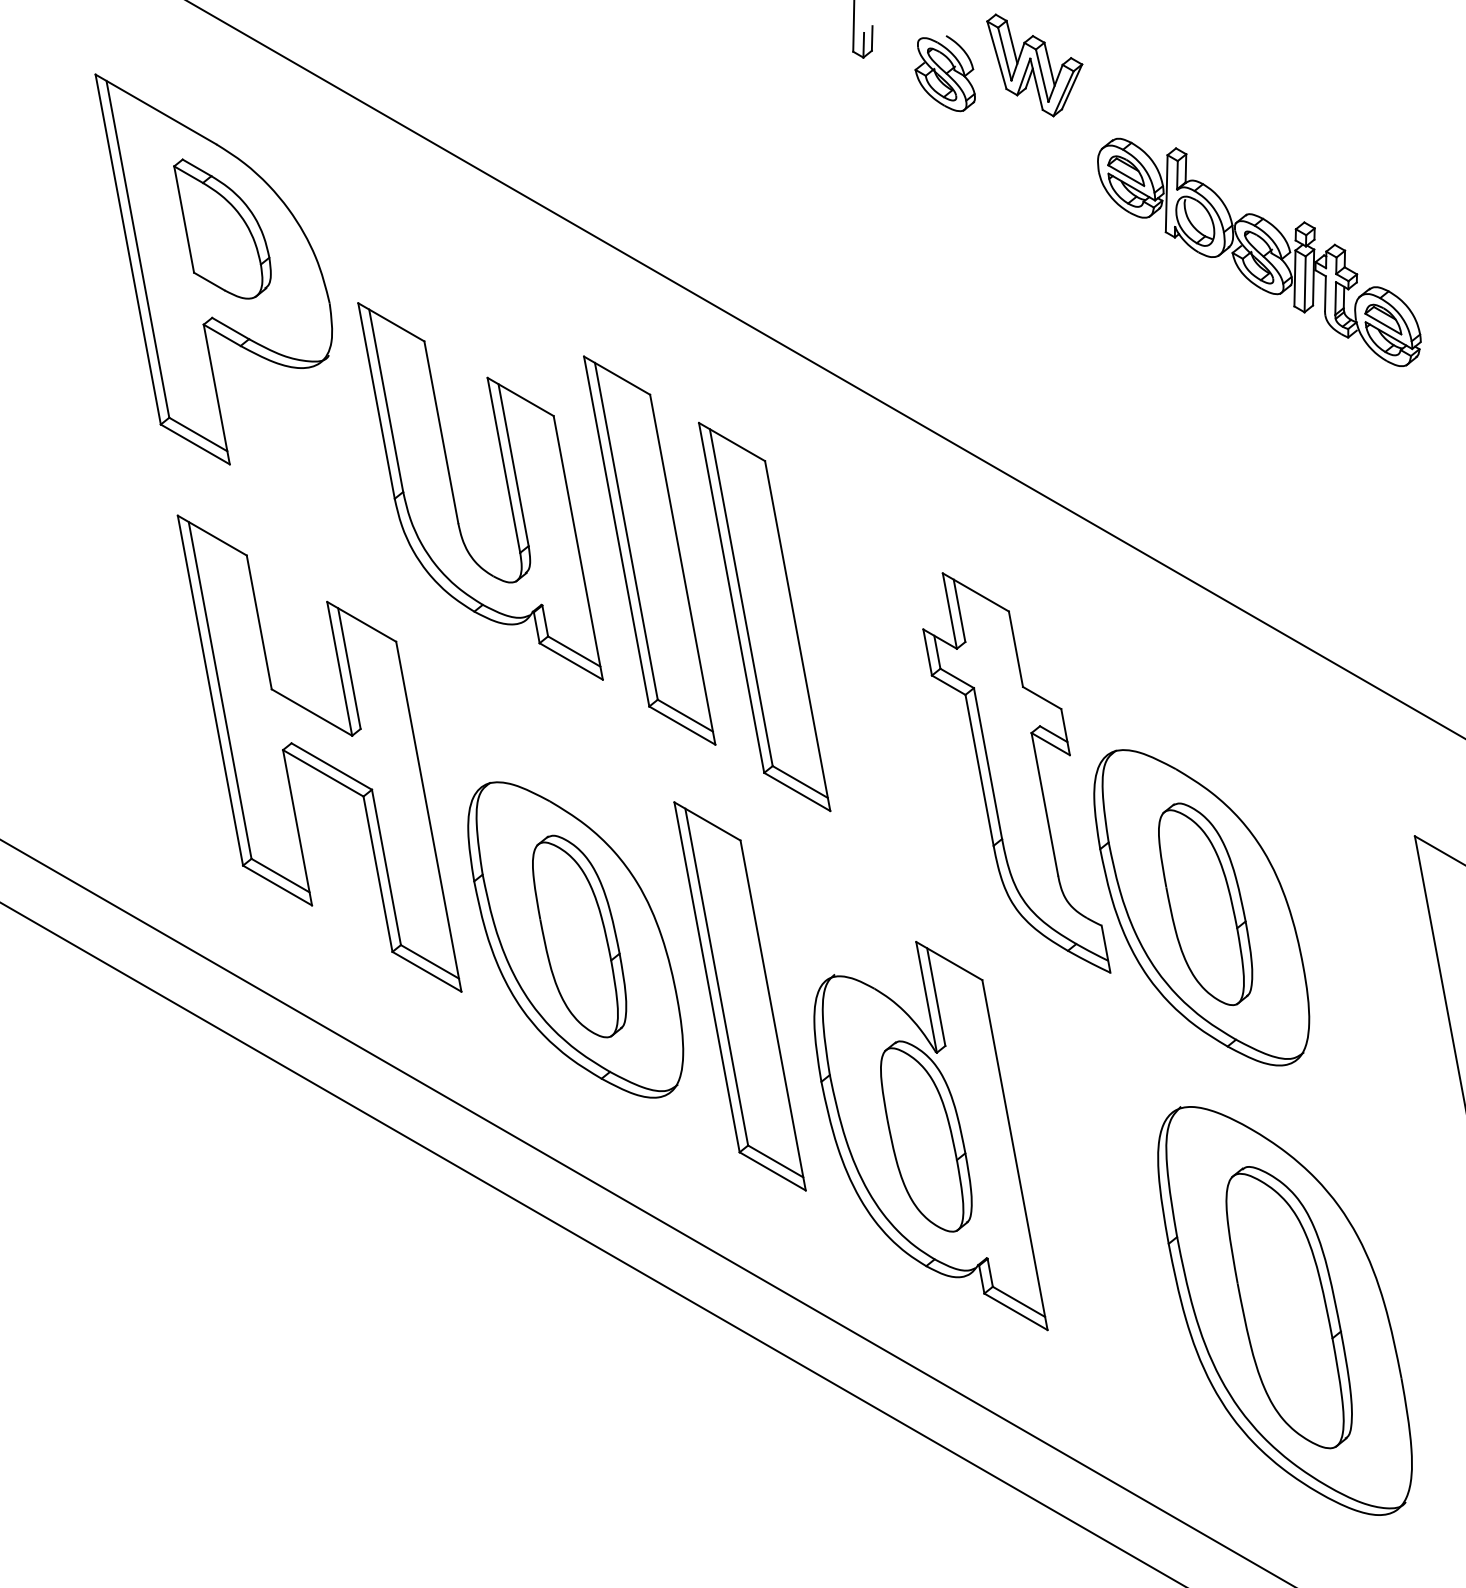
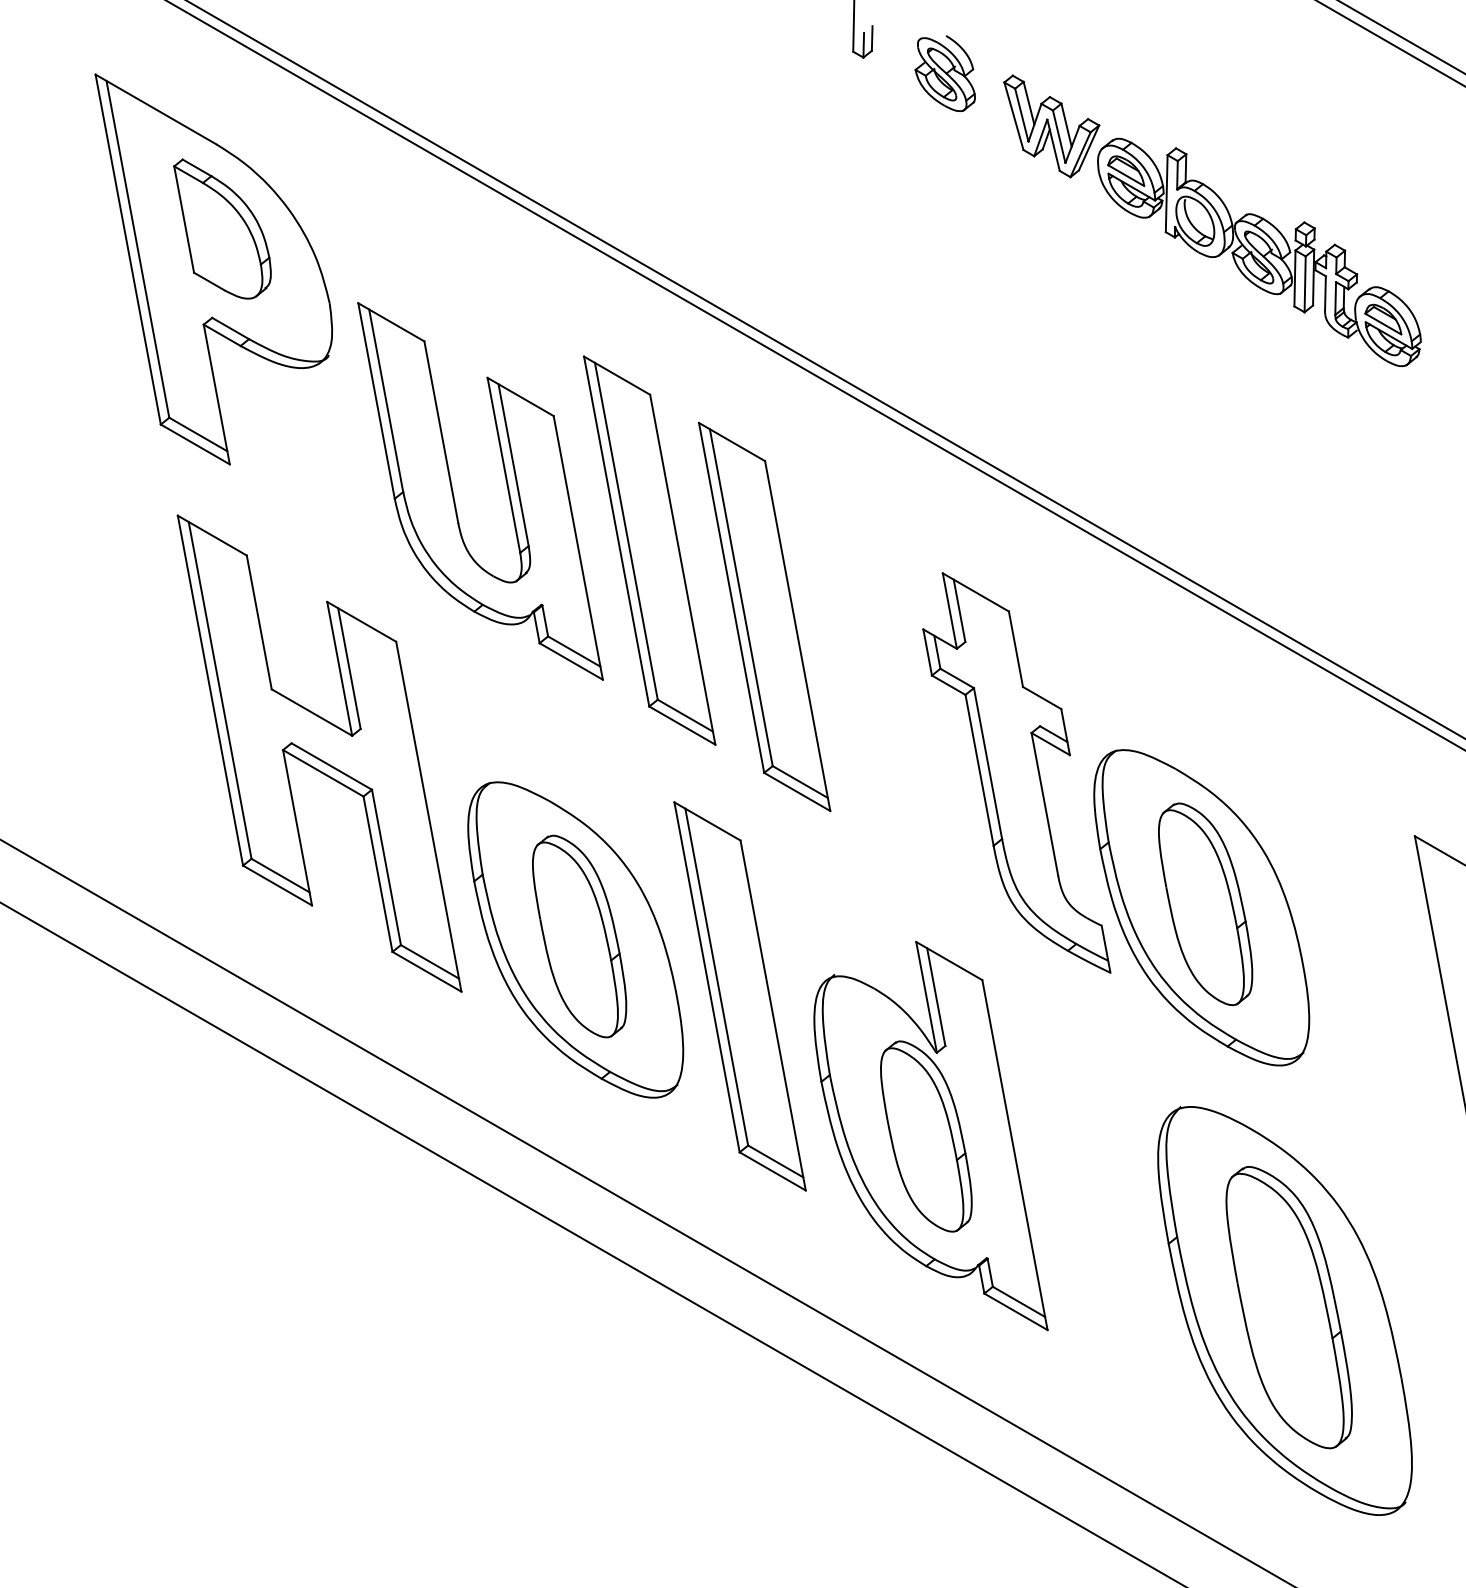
line: none -> present (1401, 37)
line: none -> present (1390, 43)
part position: (1034, 65) -> (1051, 126) (1051, 126)
line: none -> present (815, 375)
